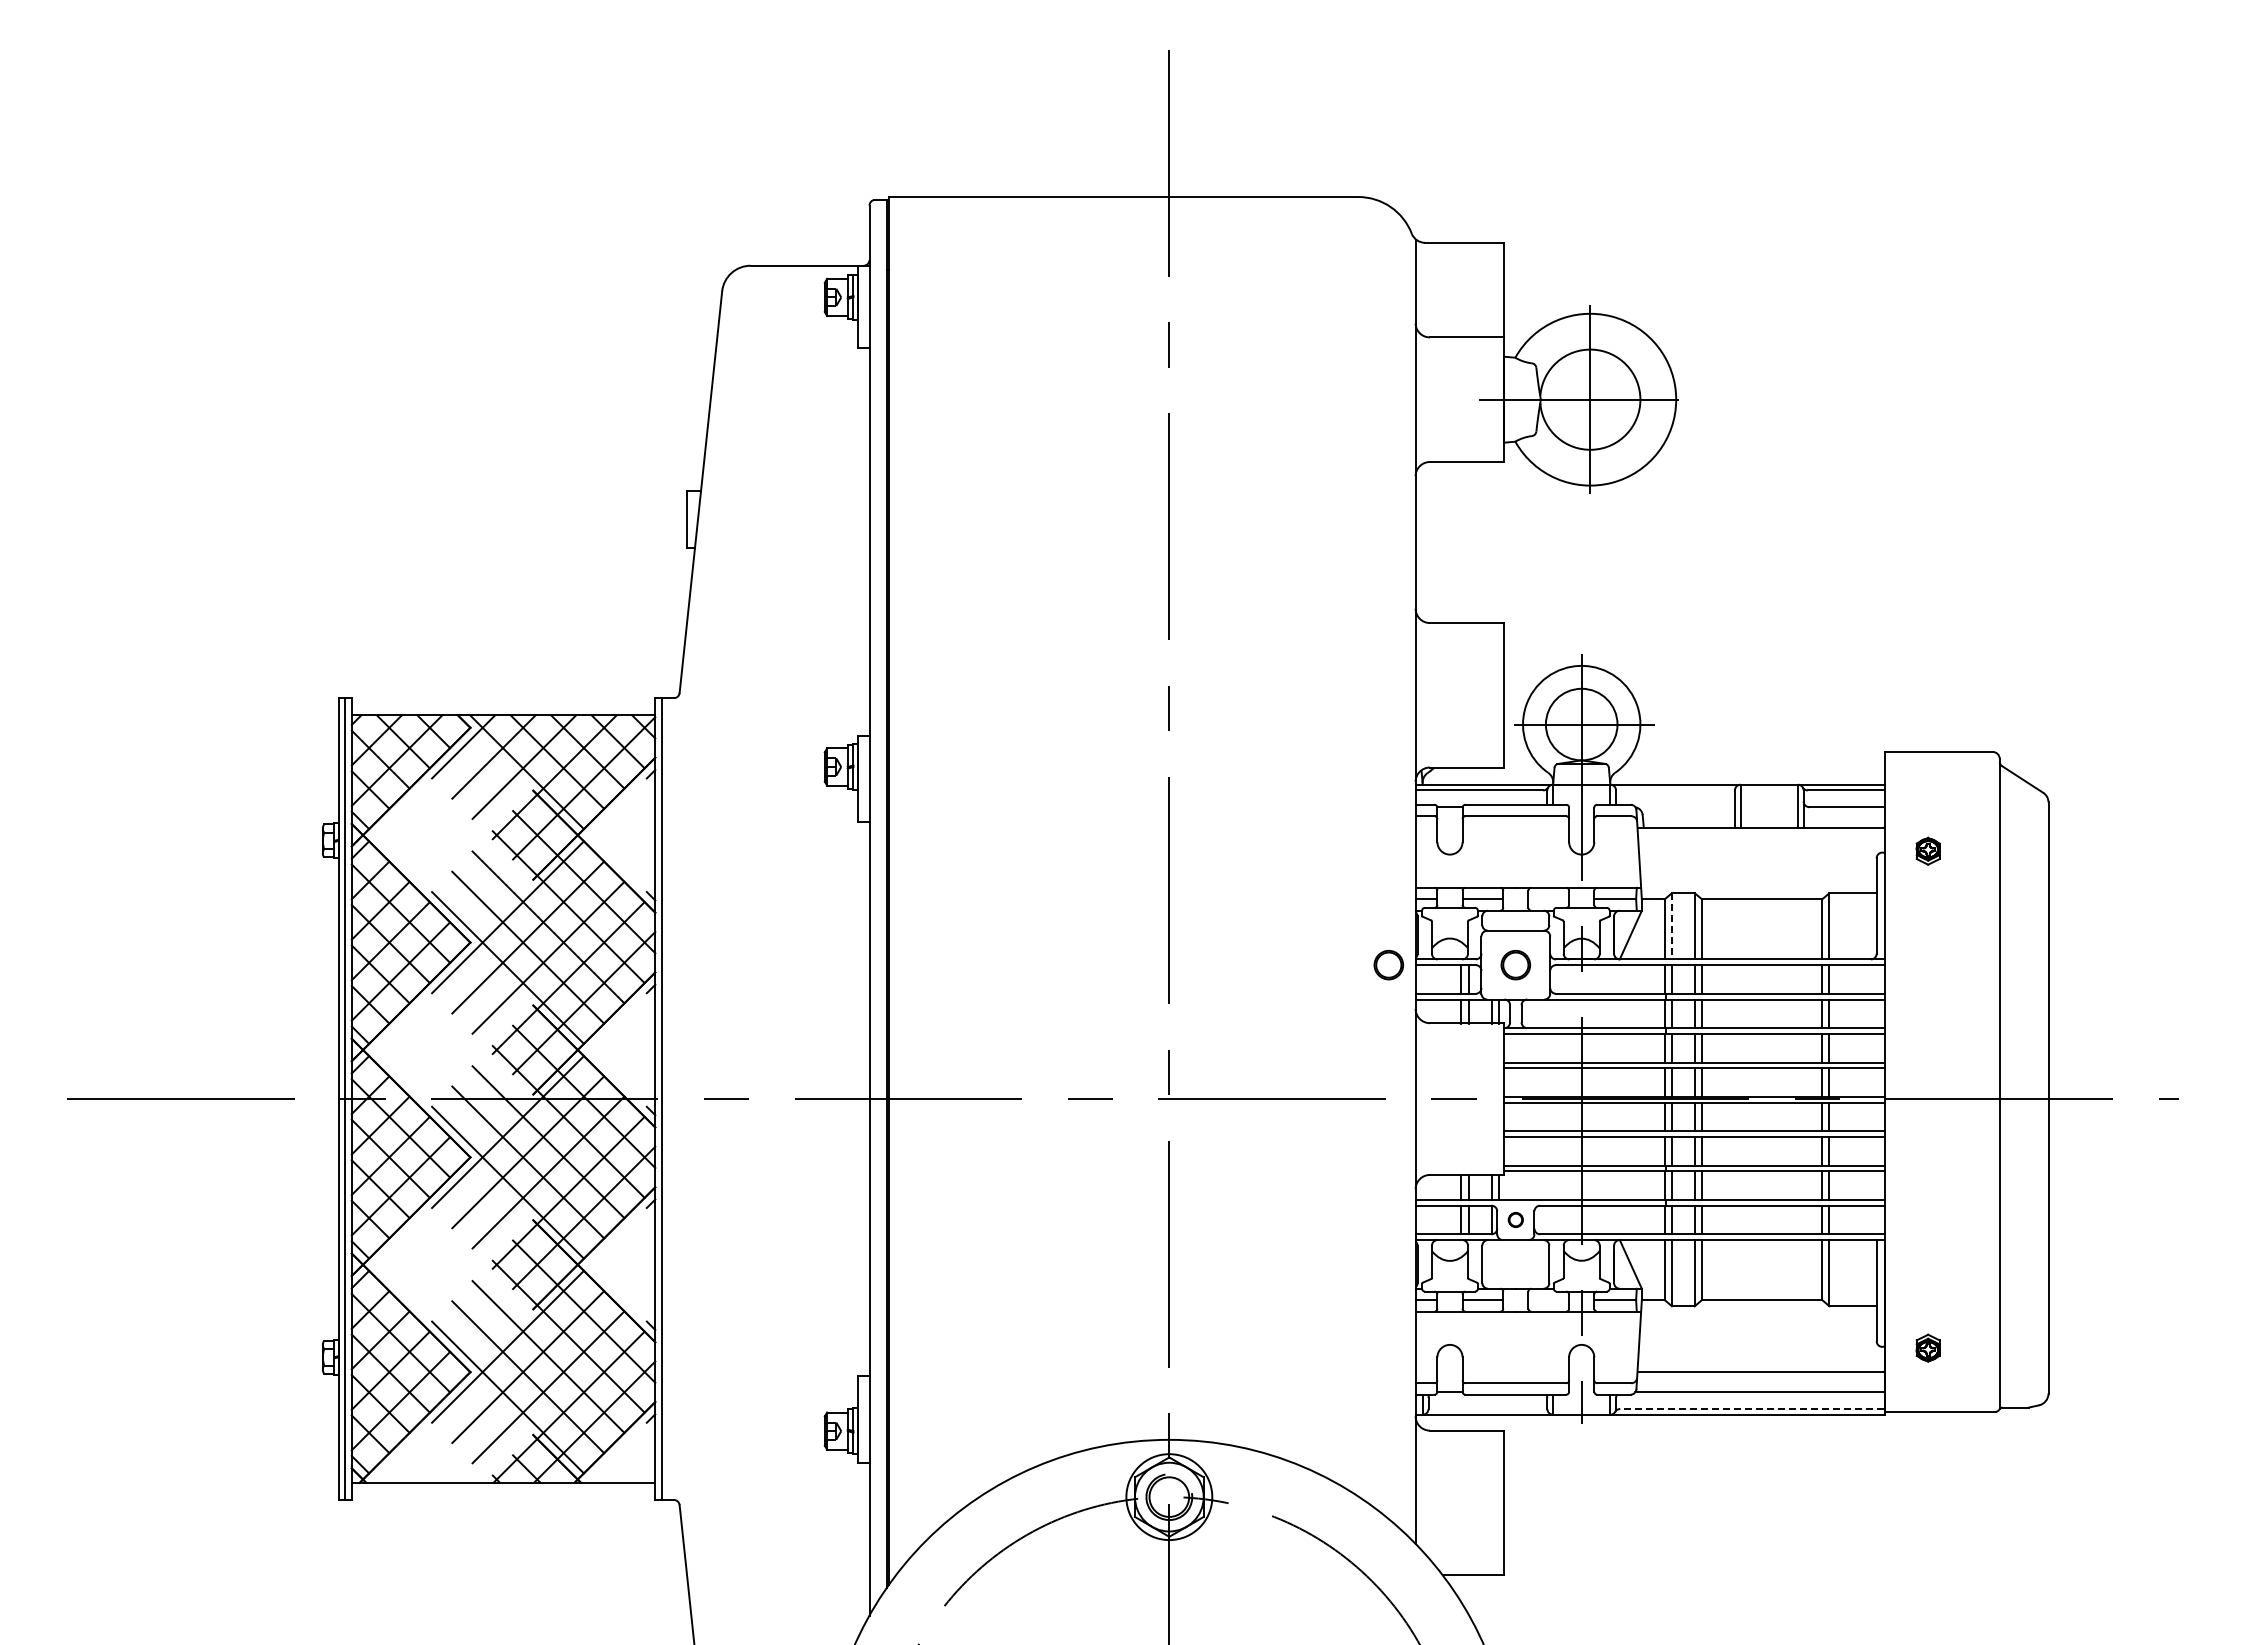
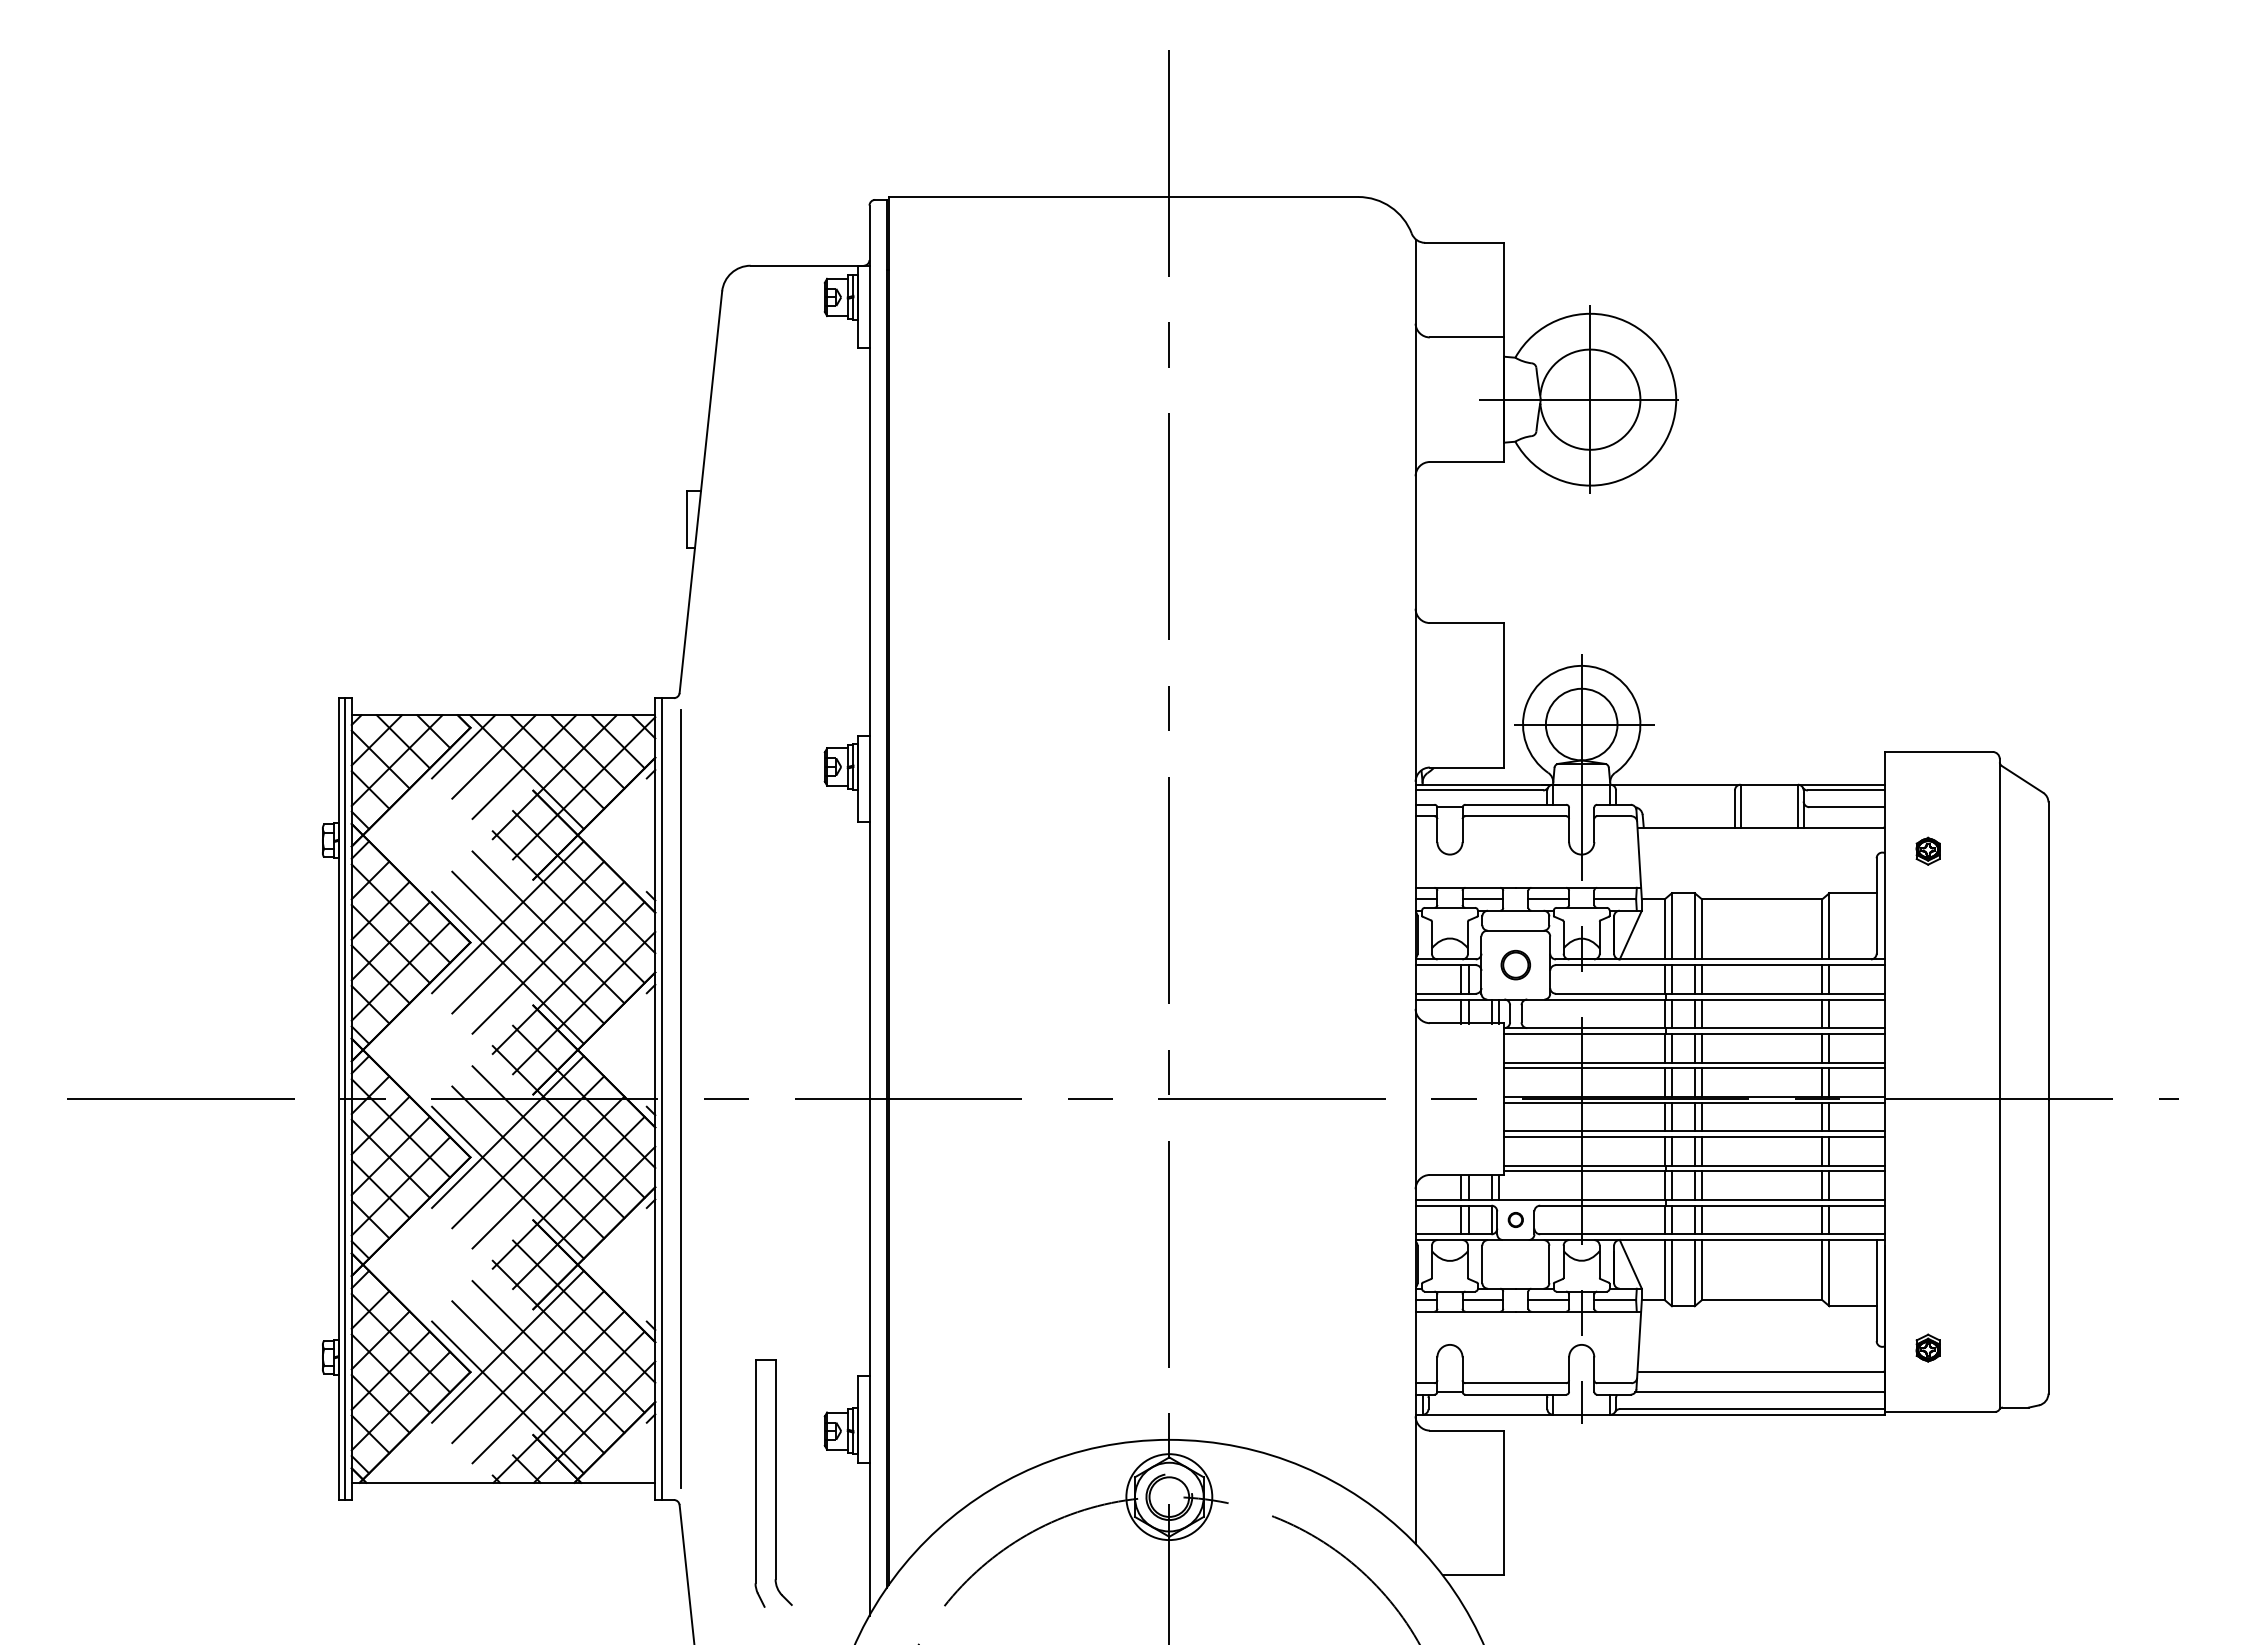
line: none -> present (1548, 899)
line: dashed -> solid (1671, 926)
part: present -> none (1388, 964)
line: none -> present (680, 1098)
line: none -> present (1548, 1300)
line: dashed -> solid (1752, 1409)
part: none -> present (773, 1483)
